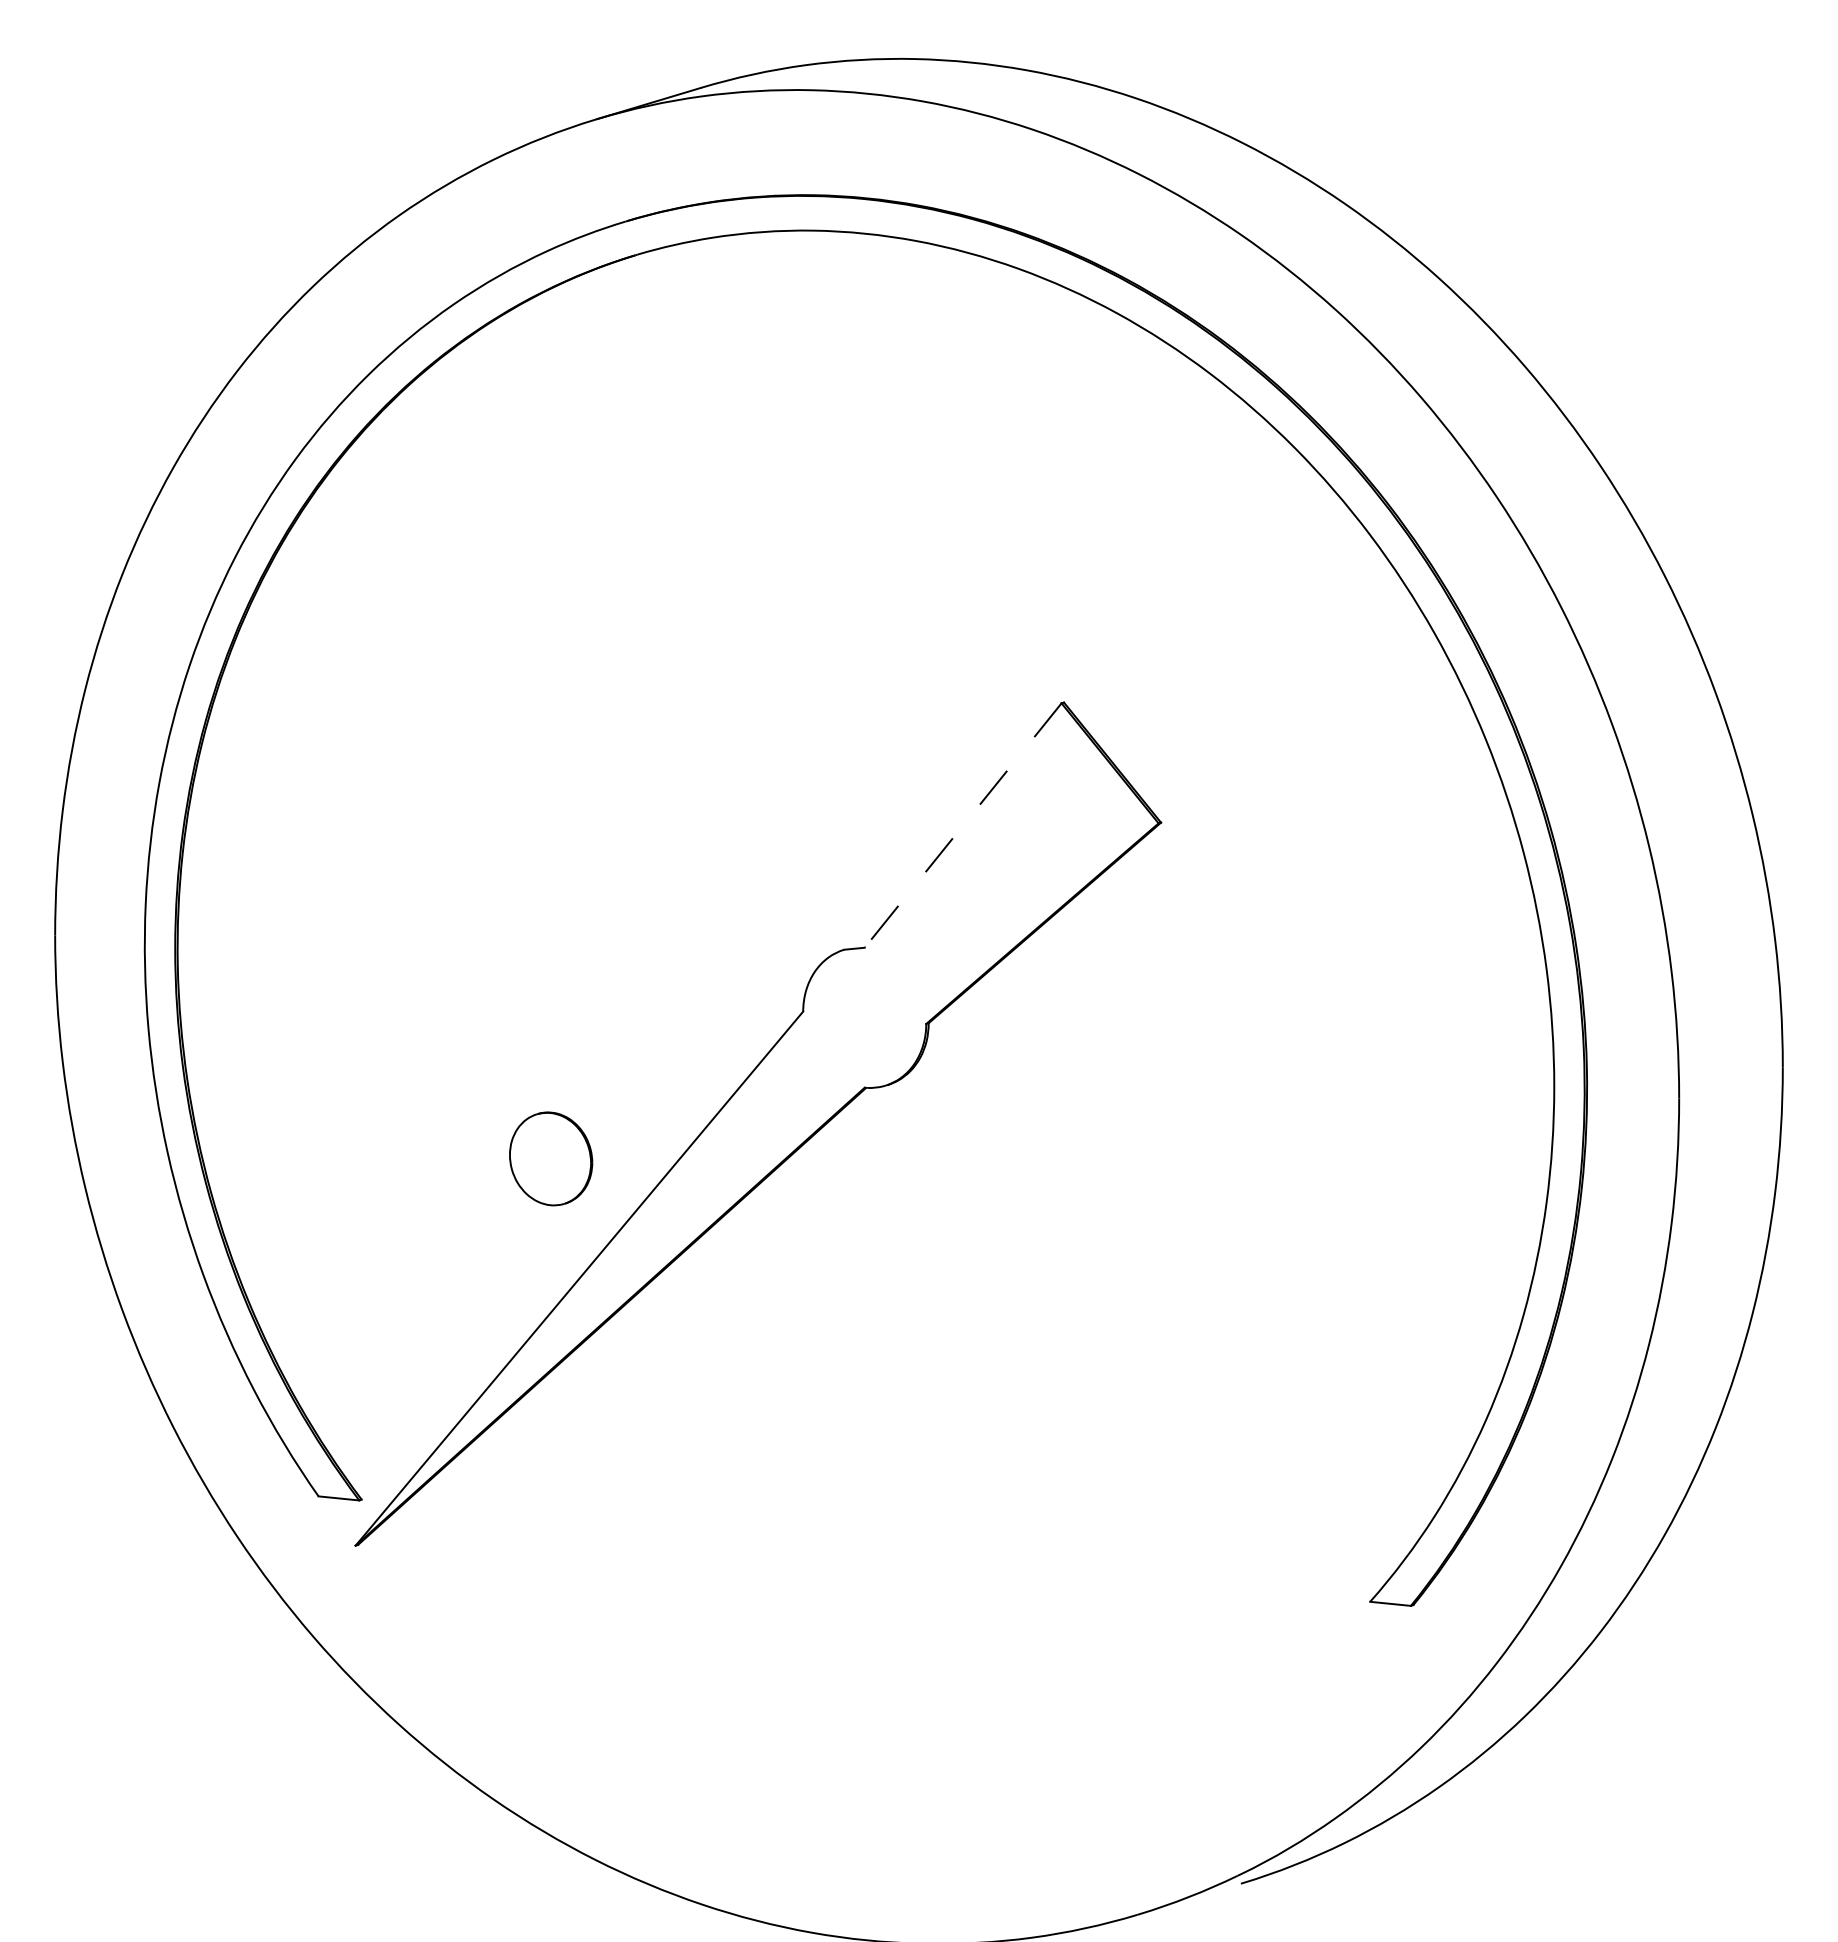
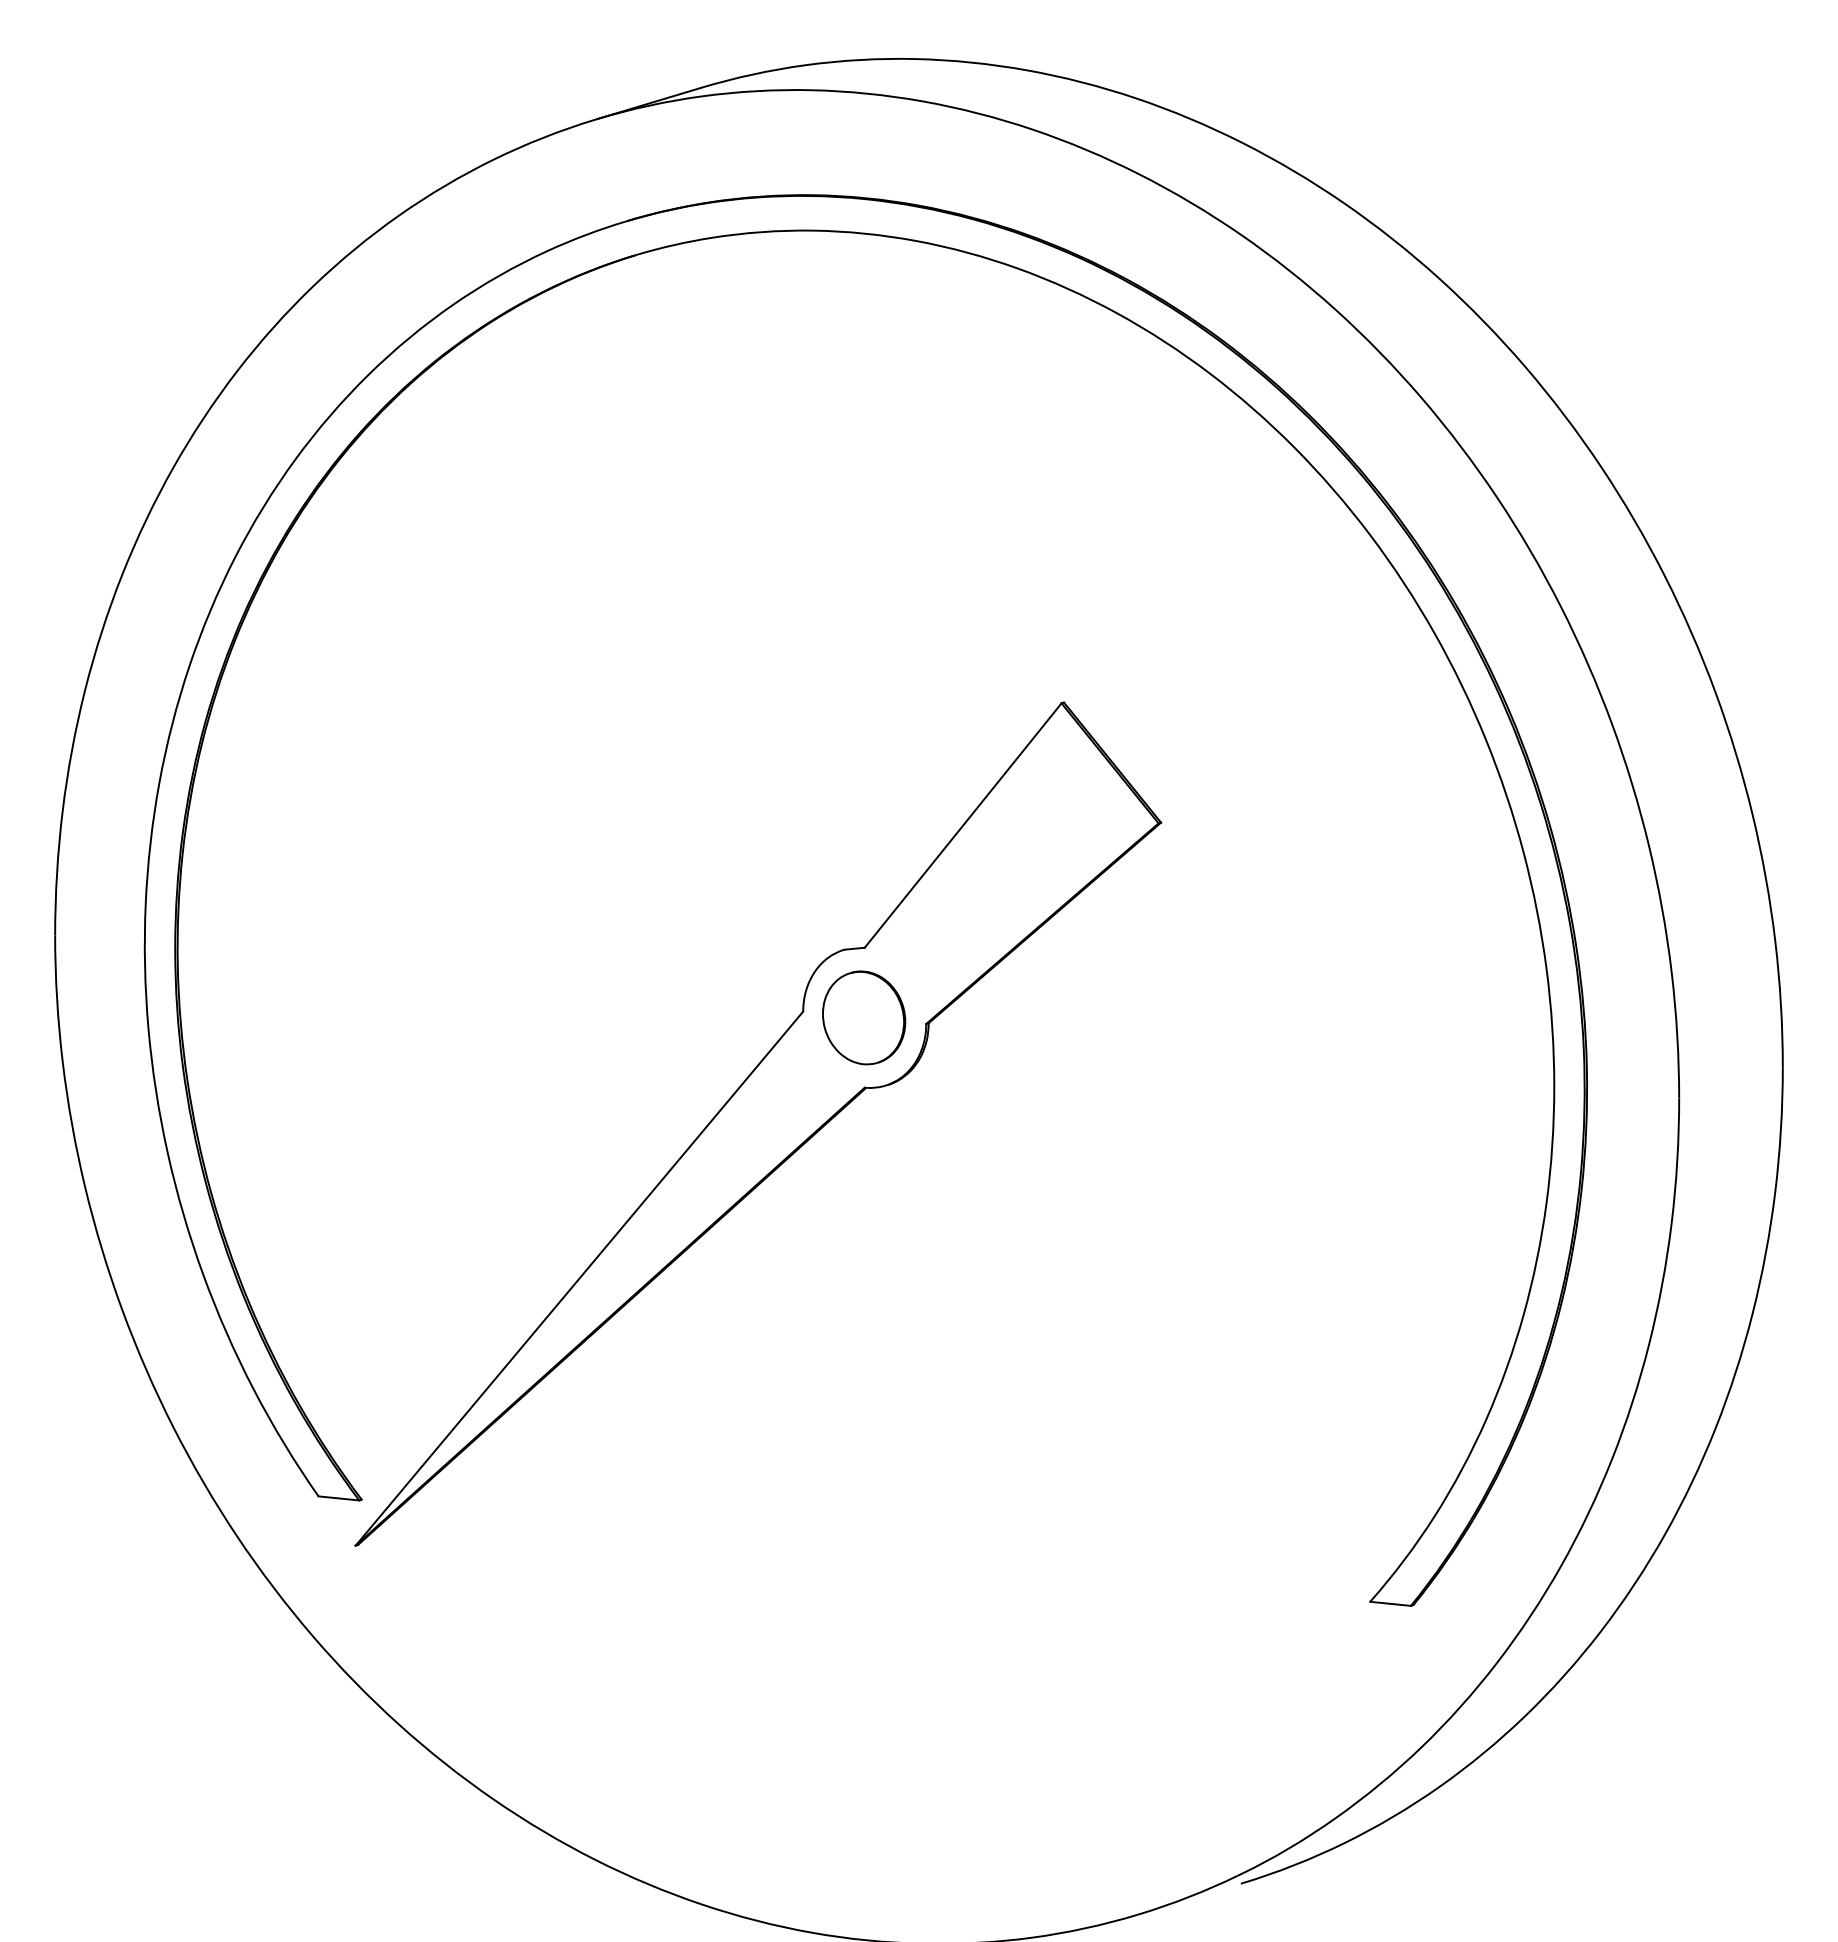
line: dashed -> solid (963, 825)
part position: (551, 1158) -> (864, 1017) (864, 1017)
